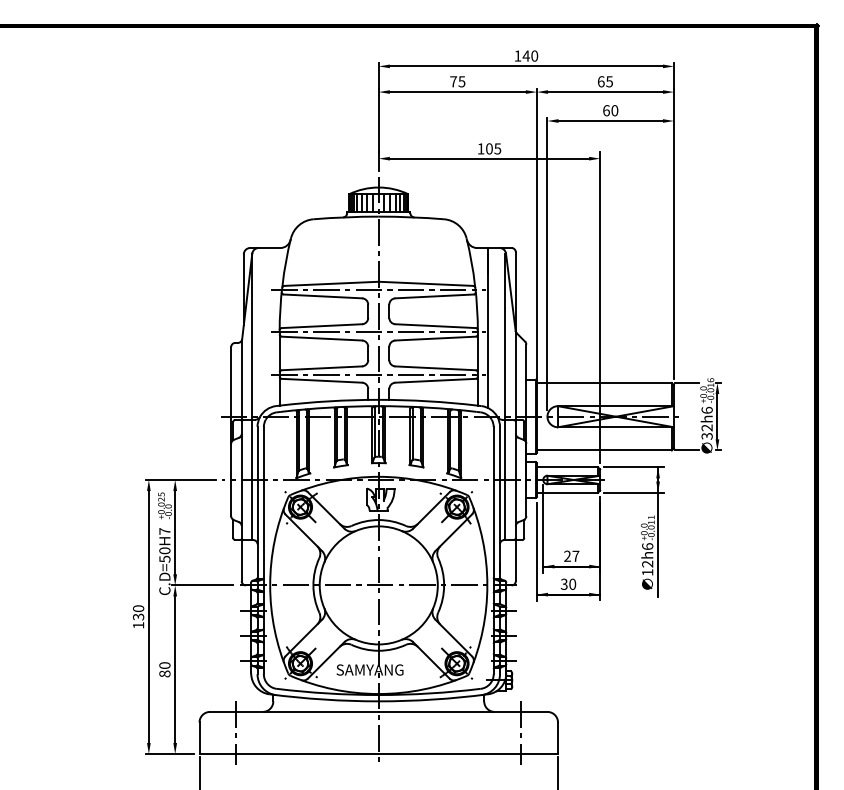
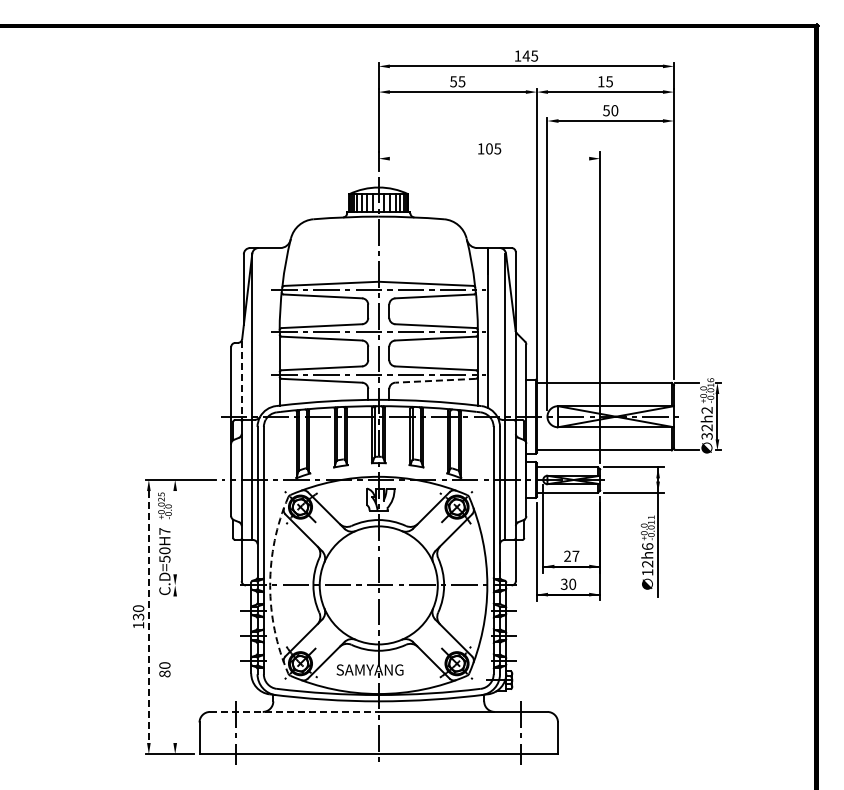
text: 140 -> 145 (534, 55)
text: 75 -> 55 (453, 81)
text: 65 -> 15 (601, 81)
text: 60 -> 50 (606, 110)
line: present -> none (489, 158)
line: solid -> dashed (241, 380)
line: solid -> dashed (435, 380)
text: 32h6 -> 32h2 (706, 409)
line: present -> none (175, 532)
line: present -> none (202, 585)
arc: solid -> dashed (270, 585)
line: solid -> dashed (148, 617)
line: present -> none (175, 669)
line: solid -> dashed (294, 711)
line: present -> none (199, 771)
line: present -> none (558, 771)
